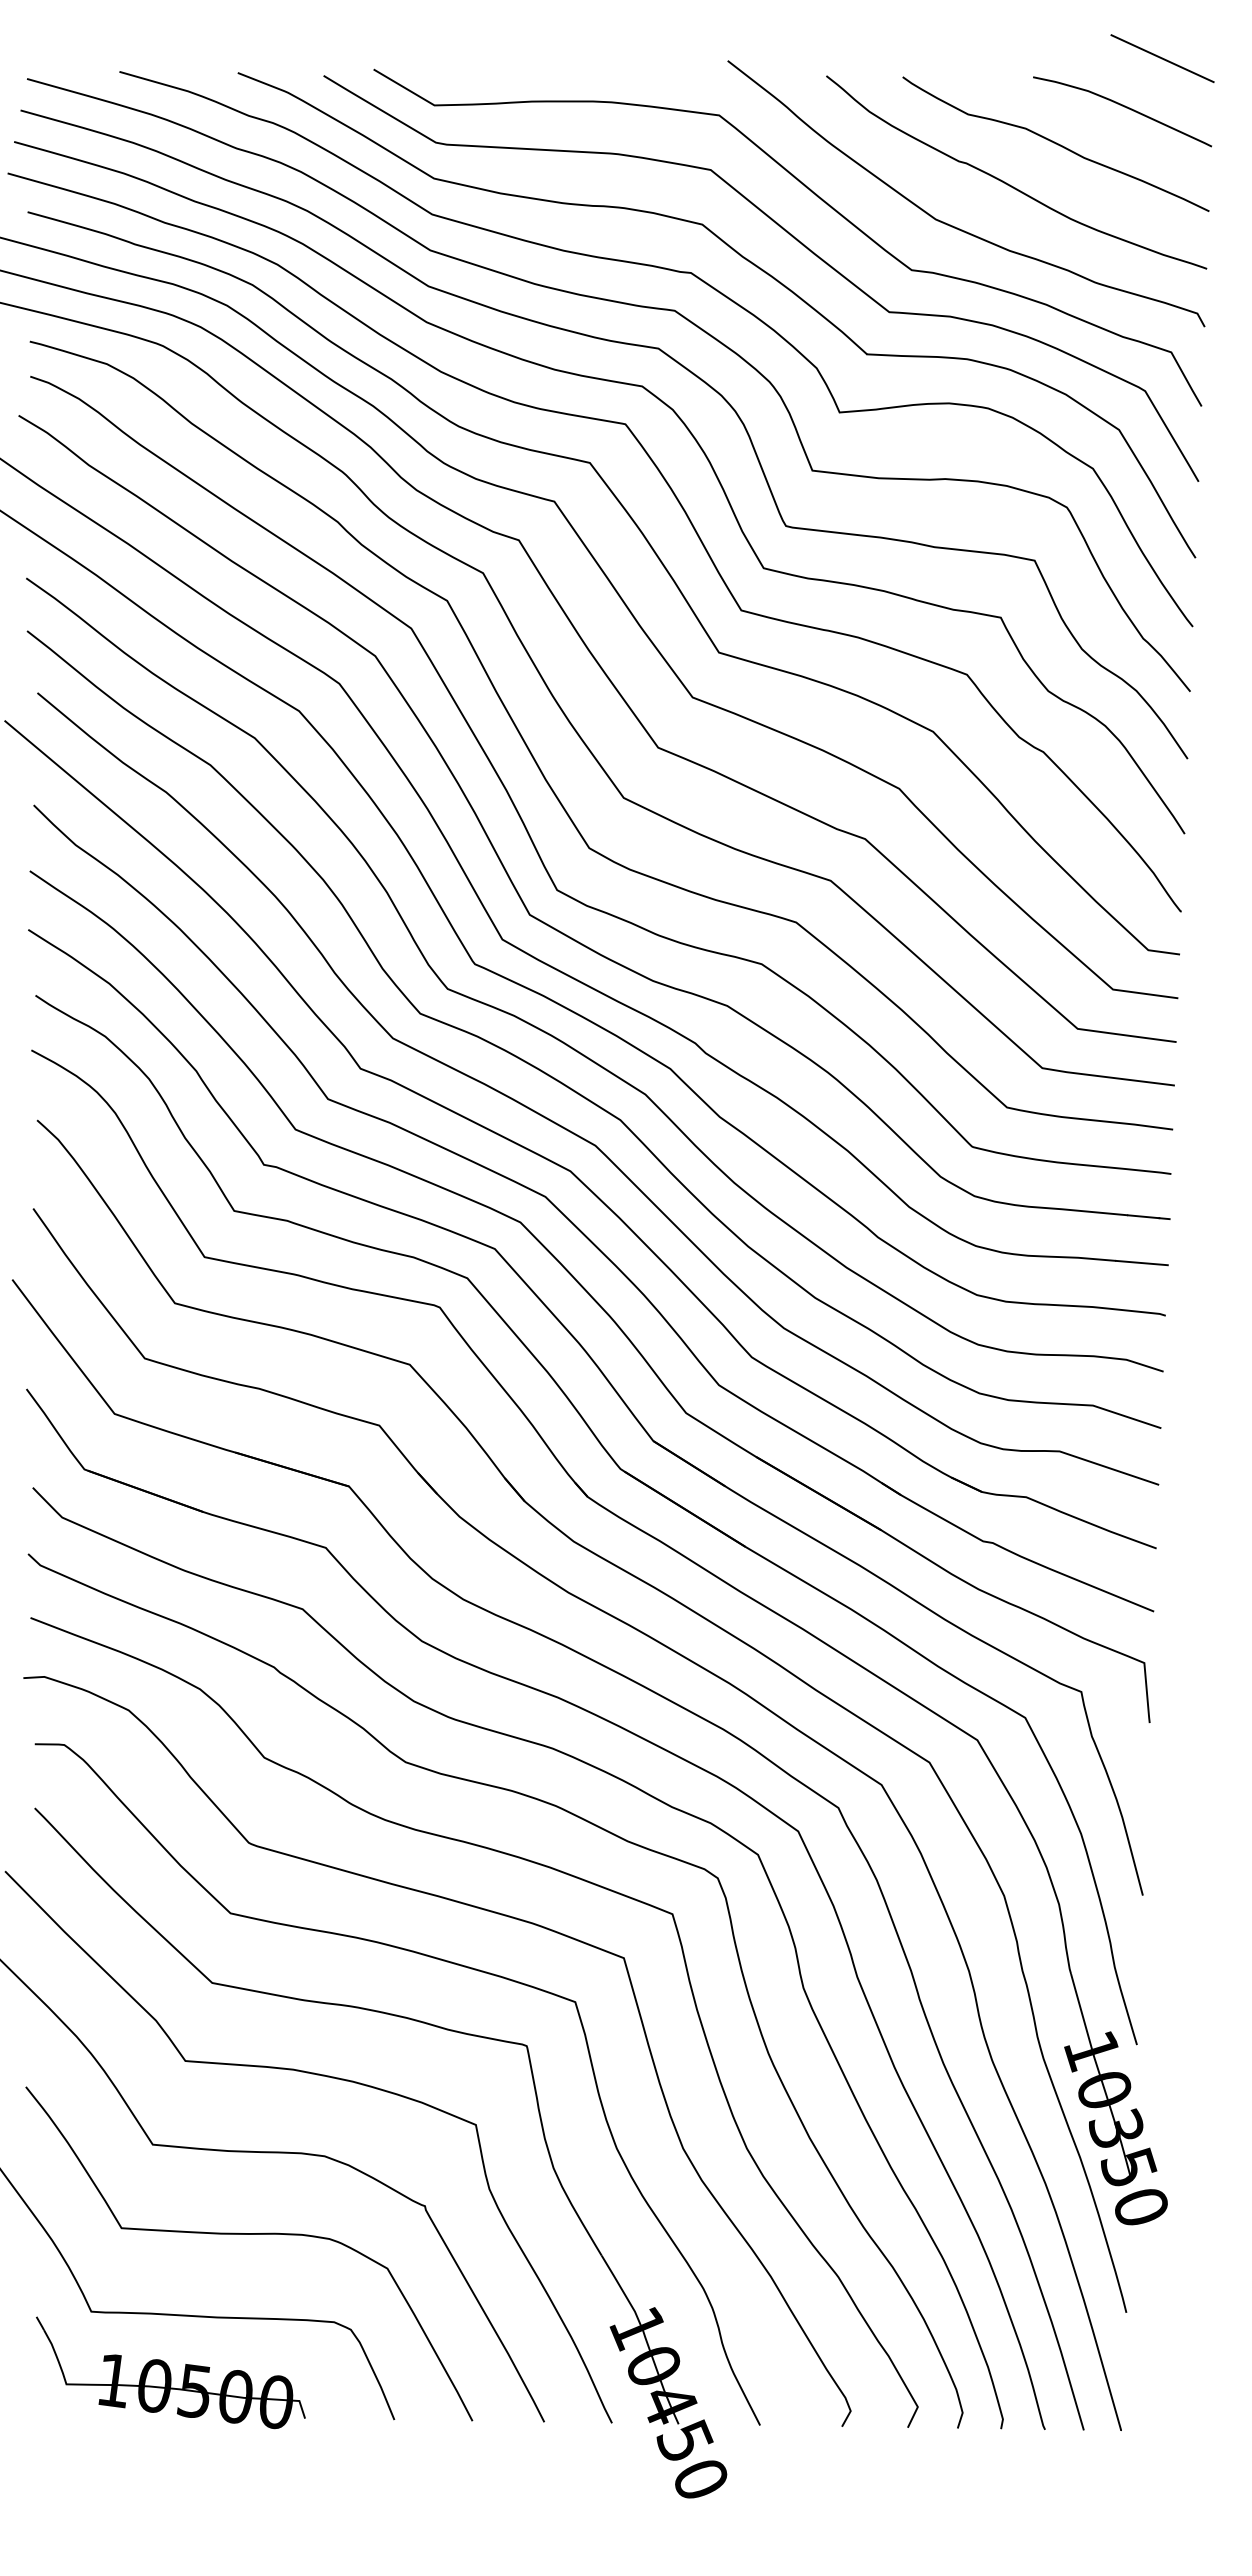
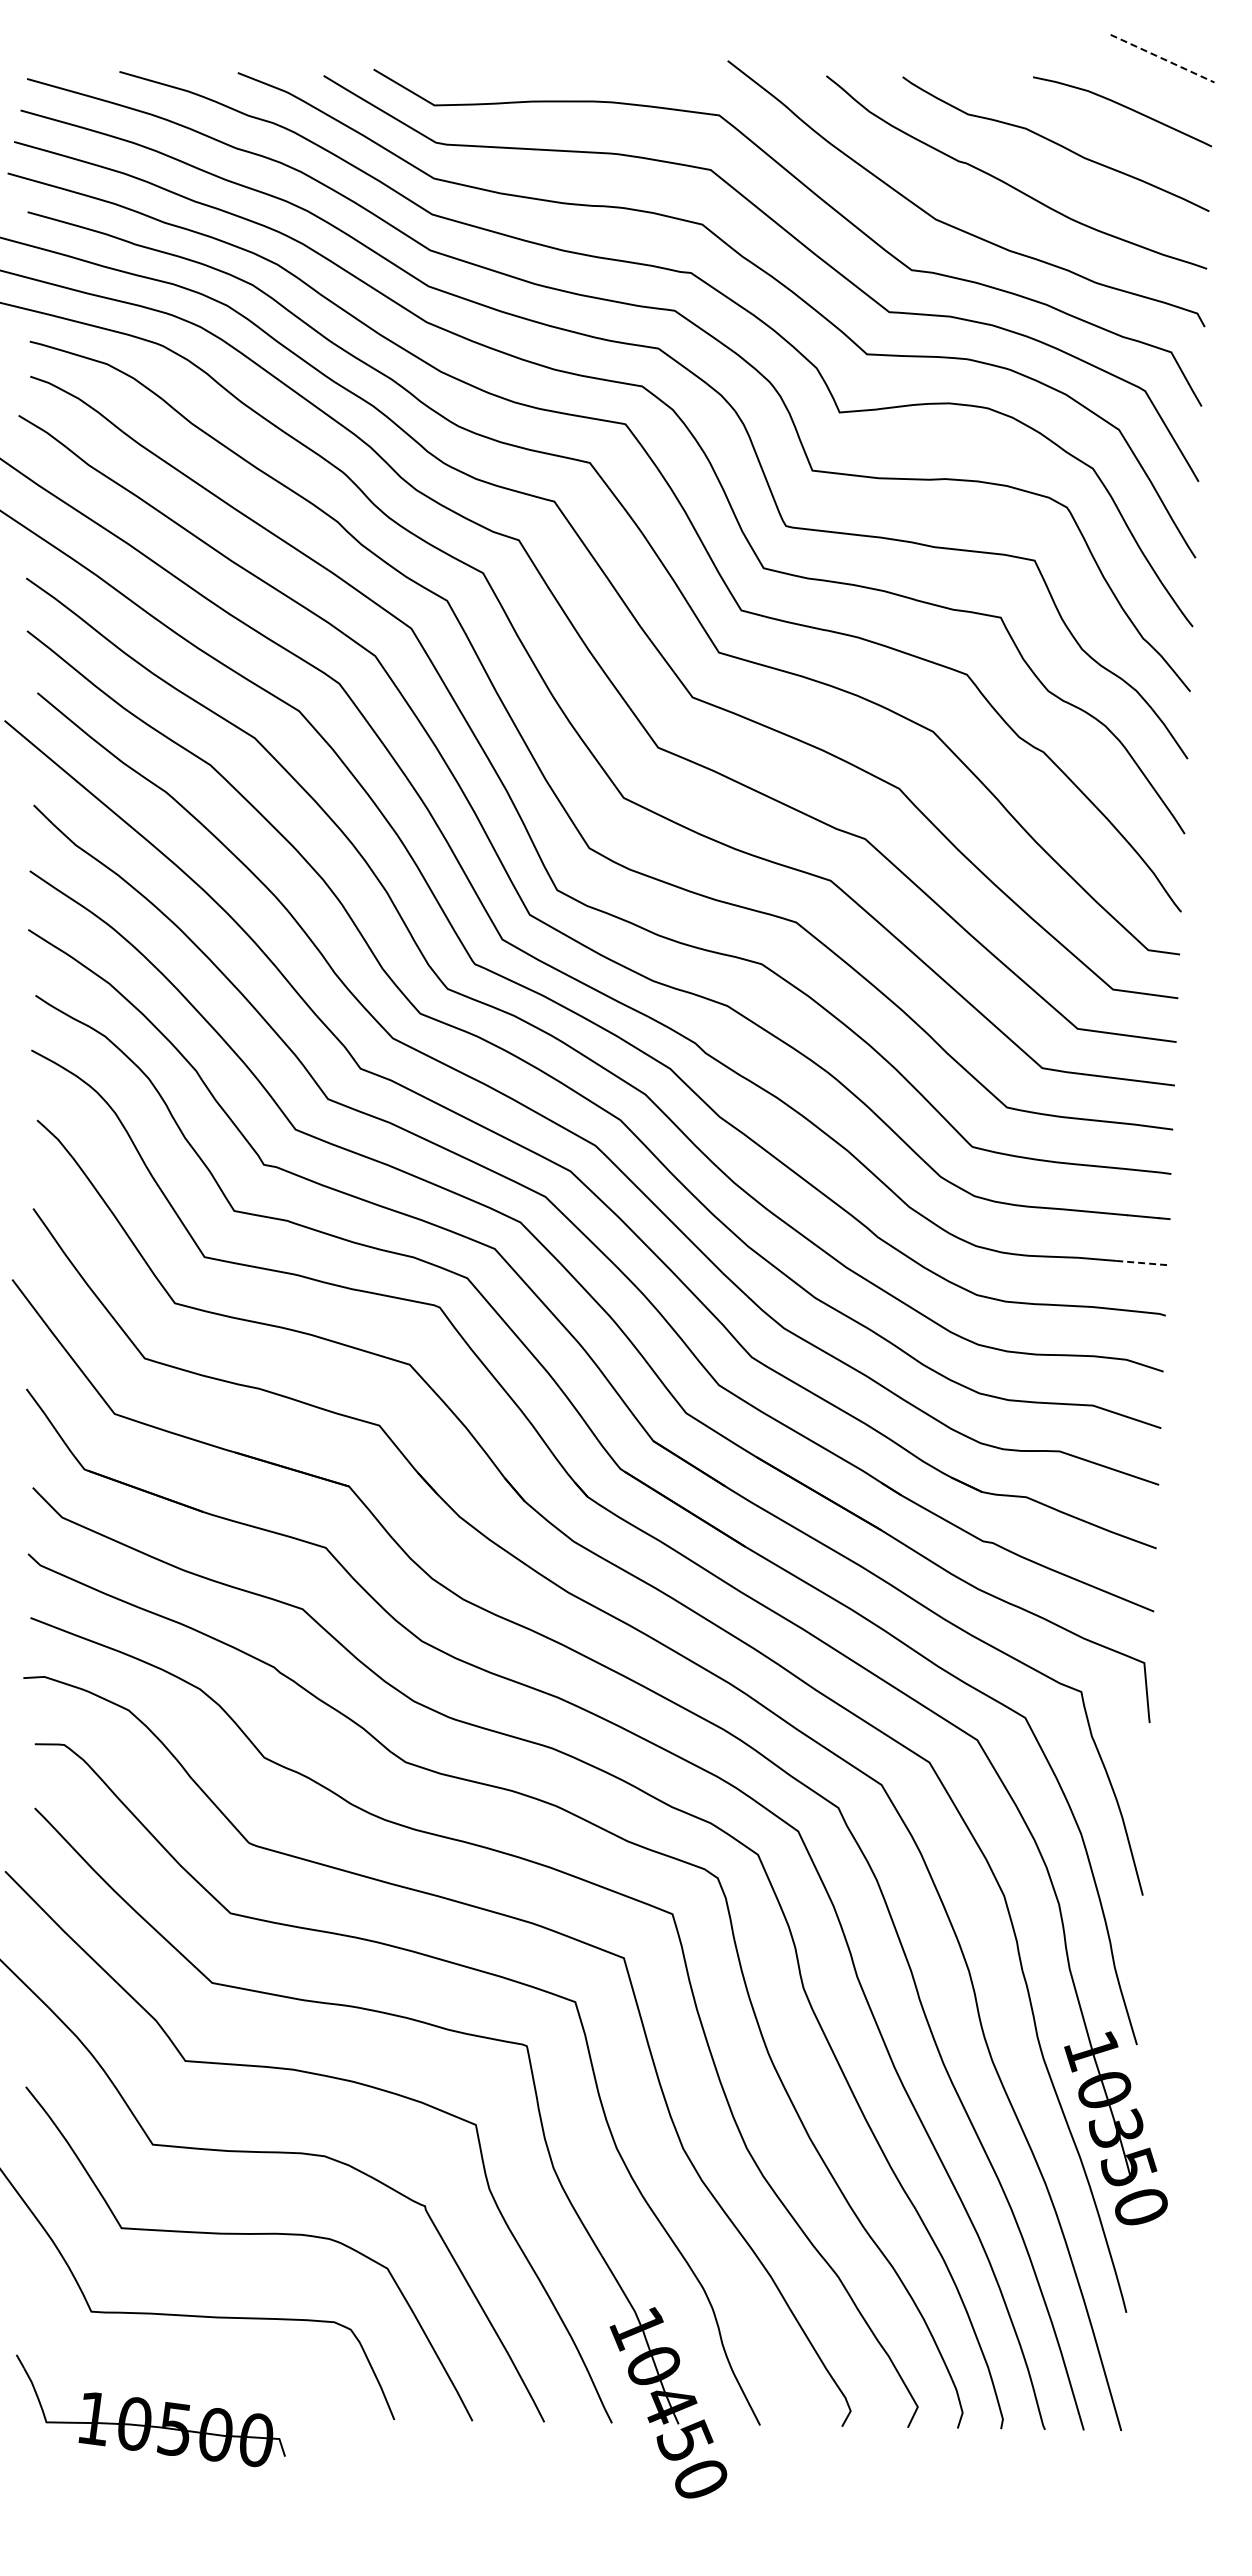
line: solid -> dashed (1163, 58)
line: solid -> dashed (1142, 1263)
part position: (170, 2372) -> (150, 2410) (150, 2410)
